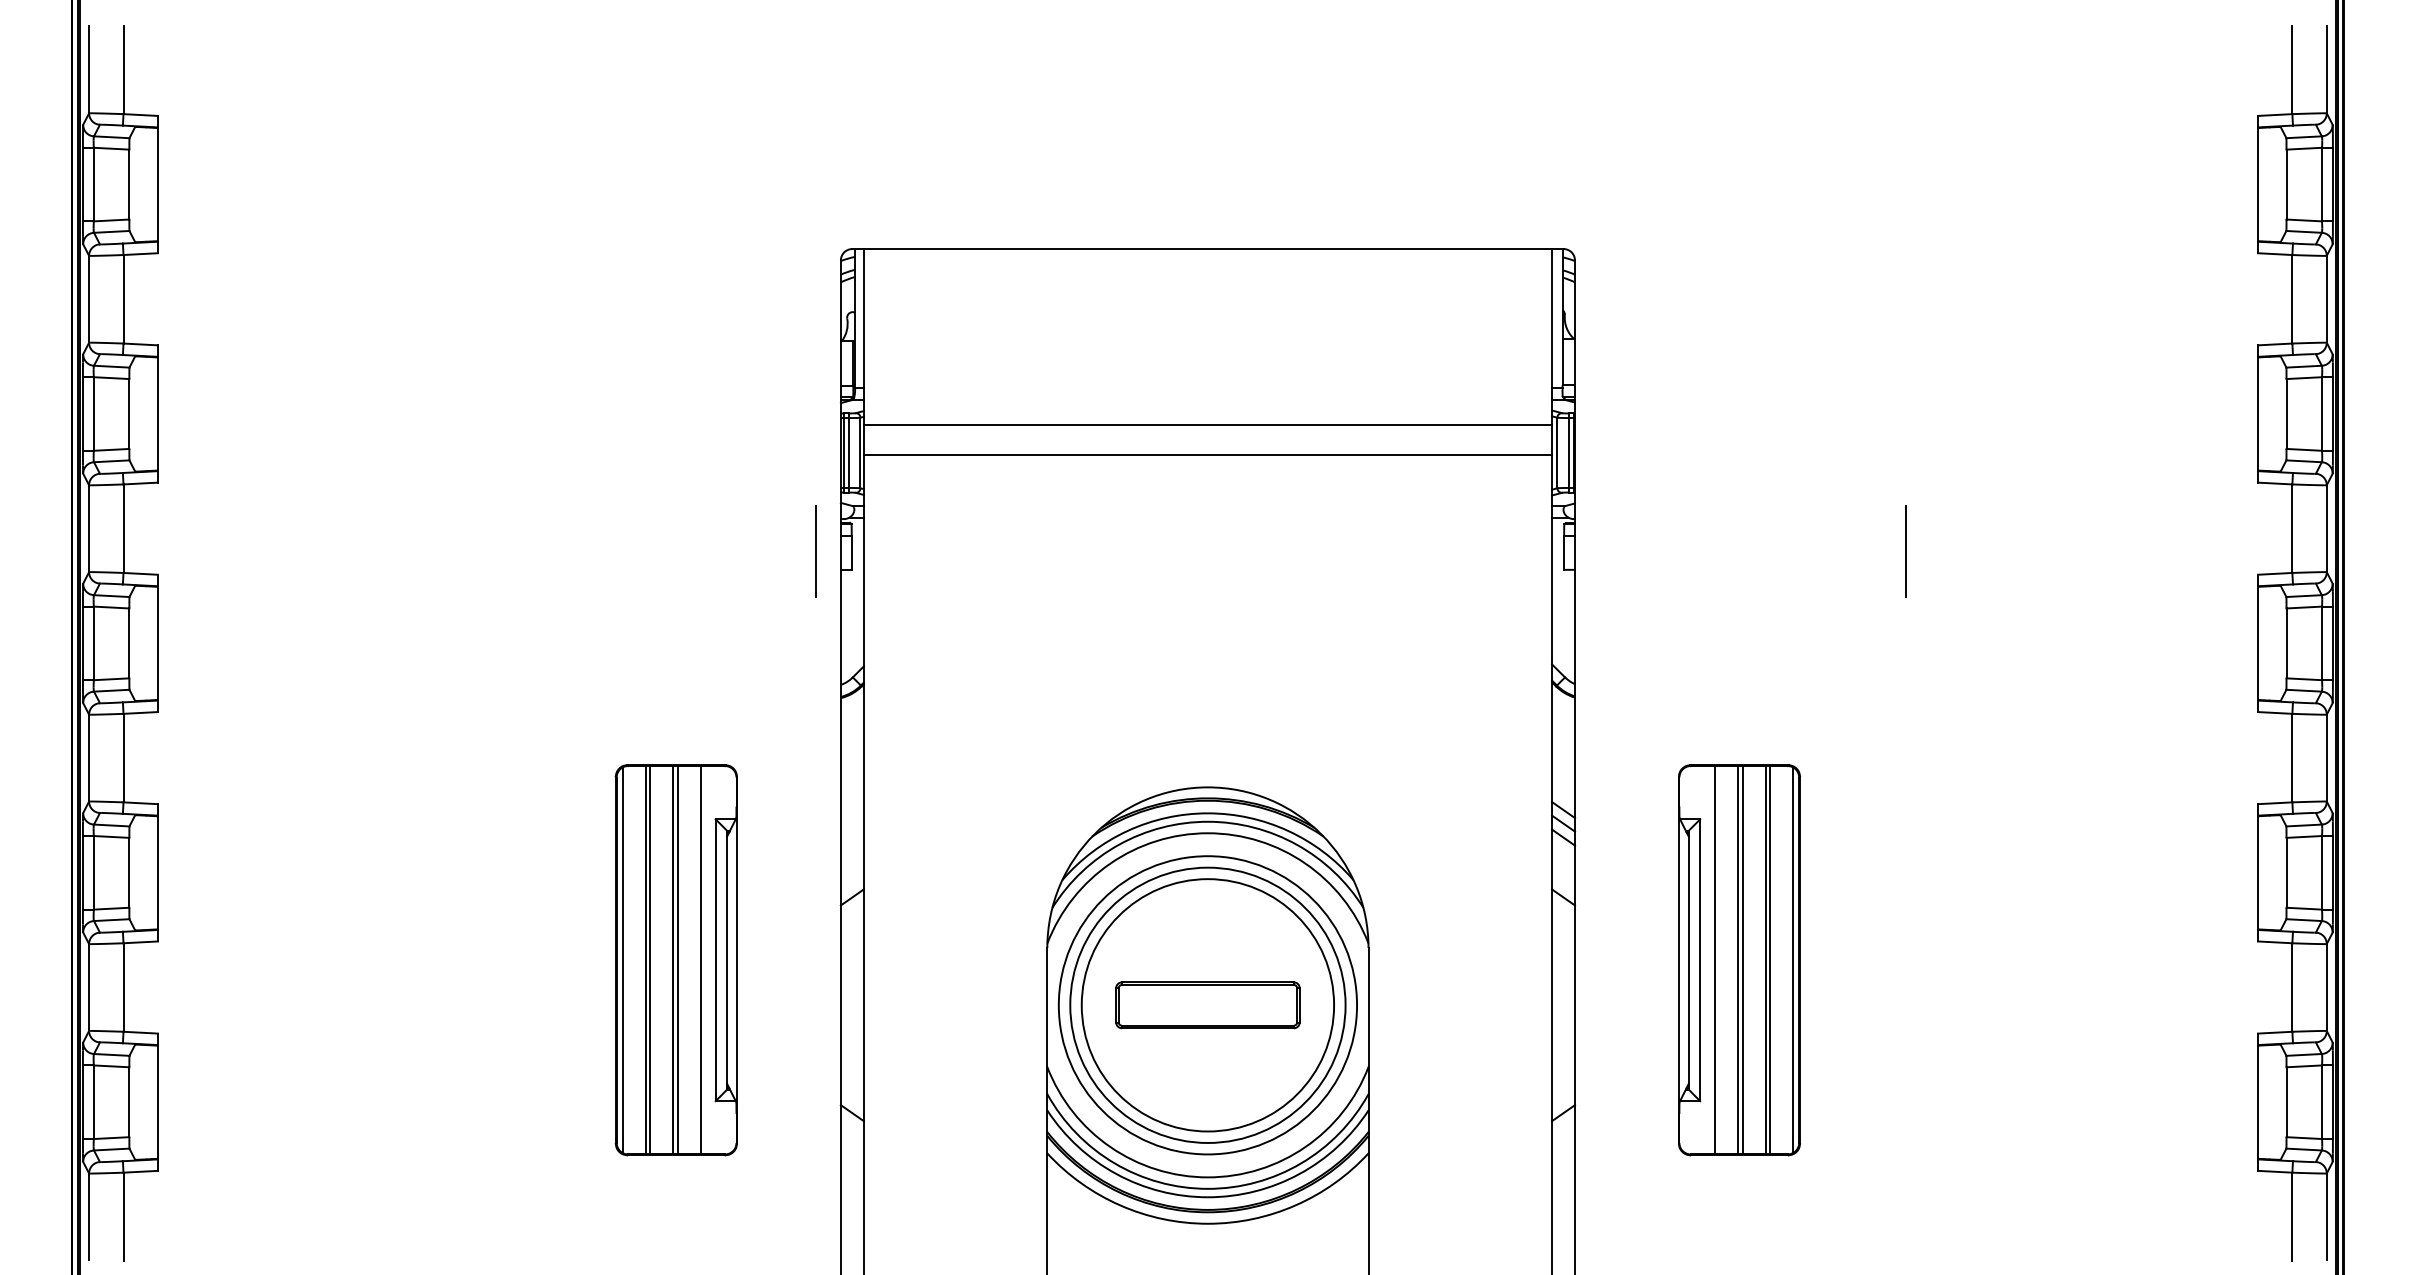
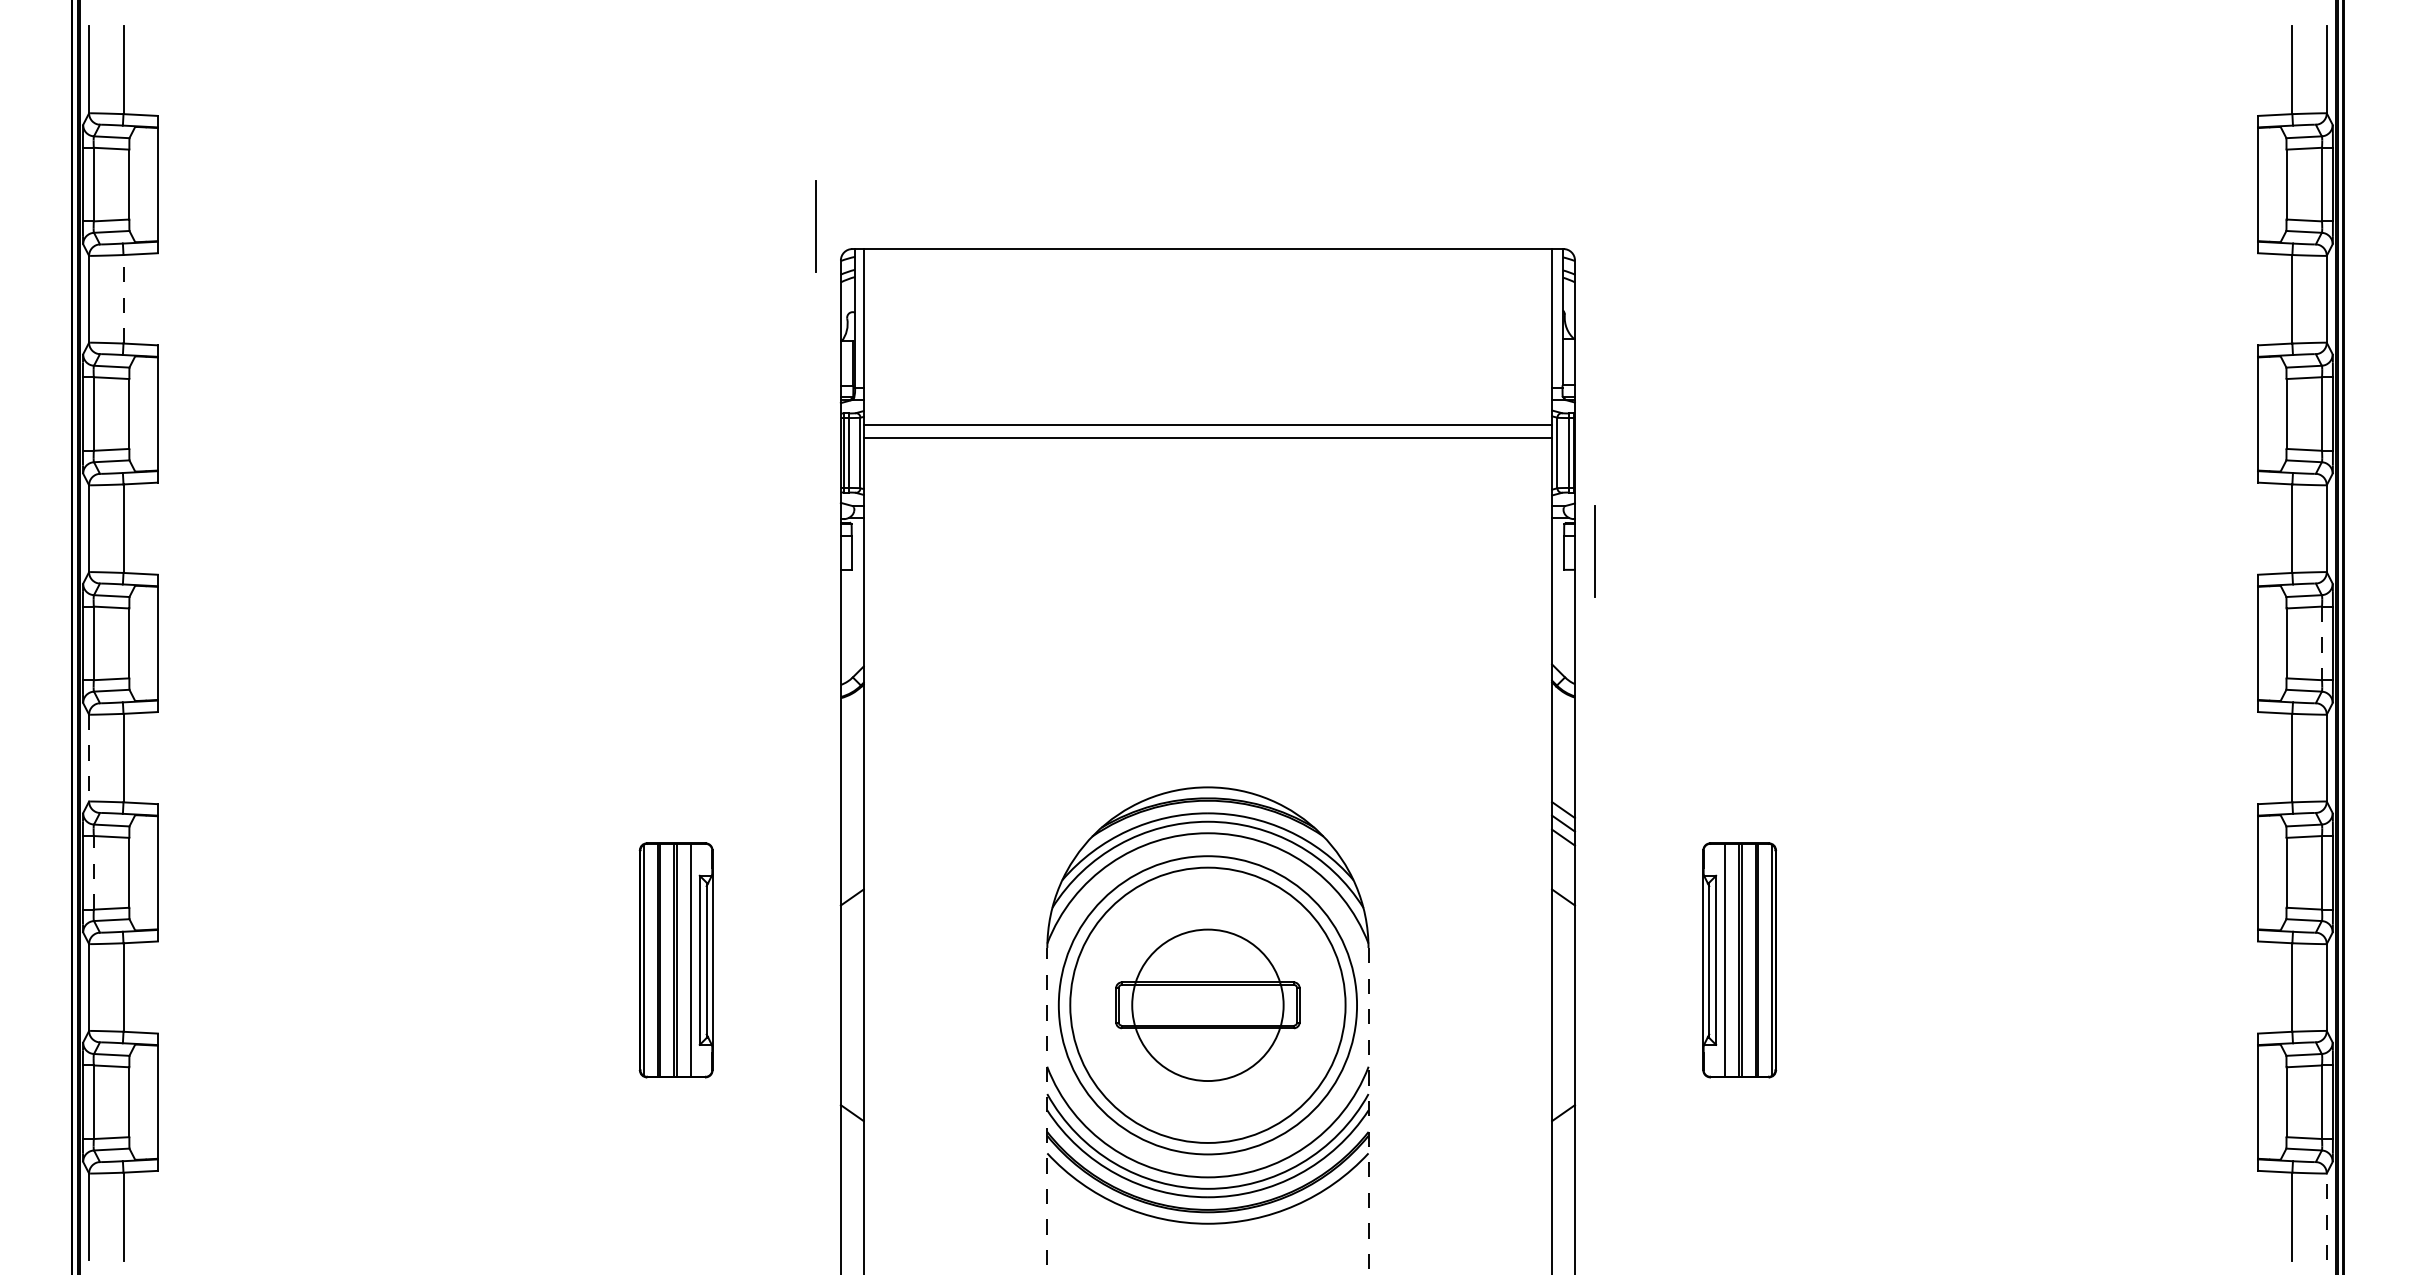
line: solid -> dashed (123, 298)
line position: (1207, 454) -> (1207, 437) (1207, 437)
line position: (815, 551) -> (815, 226) (815, 226)
line position: (1905, 551) -> (1594, 551) (1594, 551)
line: solid -> dashed (2322, 643)
line: solid -> dashed (89, 758)
line: solid -> dashed (93, 872)
part size: 124x393 px -> 76x237 px (675, 960)
part size: 124x393 px -> 76x237 px (1739, 960)
circle diameter: 252 px -> 151 px (1207, 1005)
line: solid -> dashed (1047, 1110)
line: solid -> dashed (1368, 1111)
line: solid -> dashed (2326, 1216)
